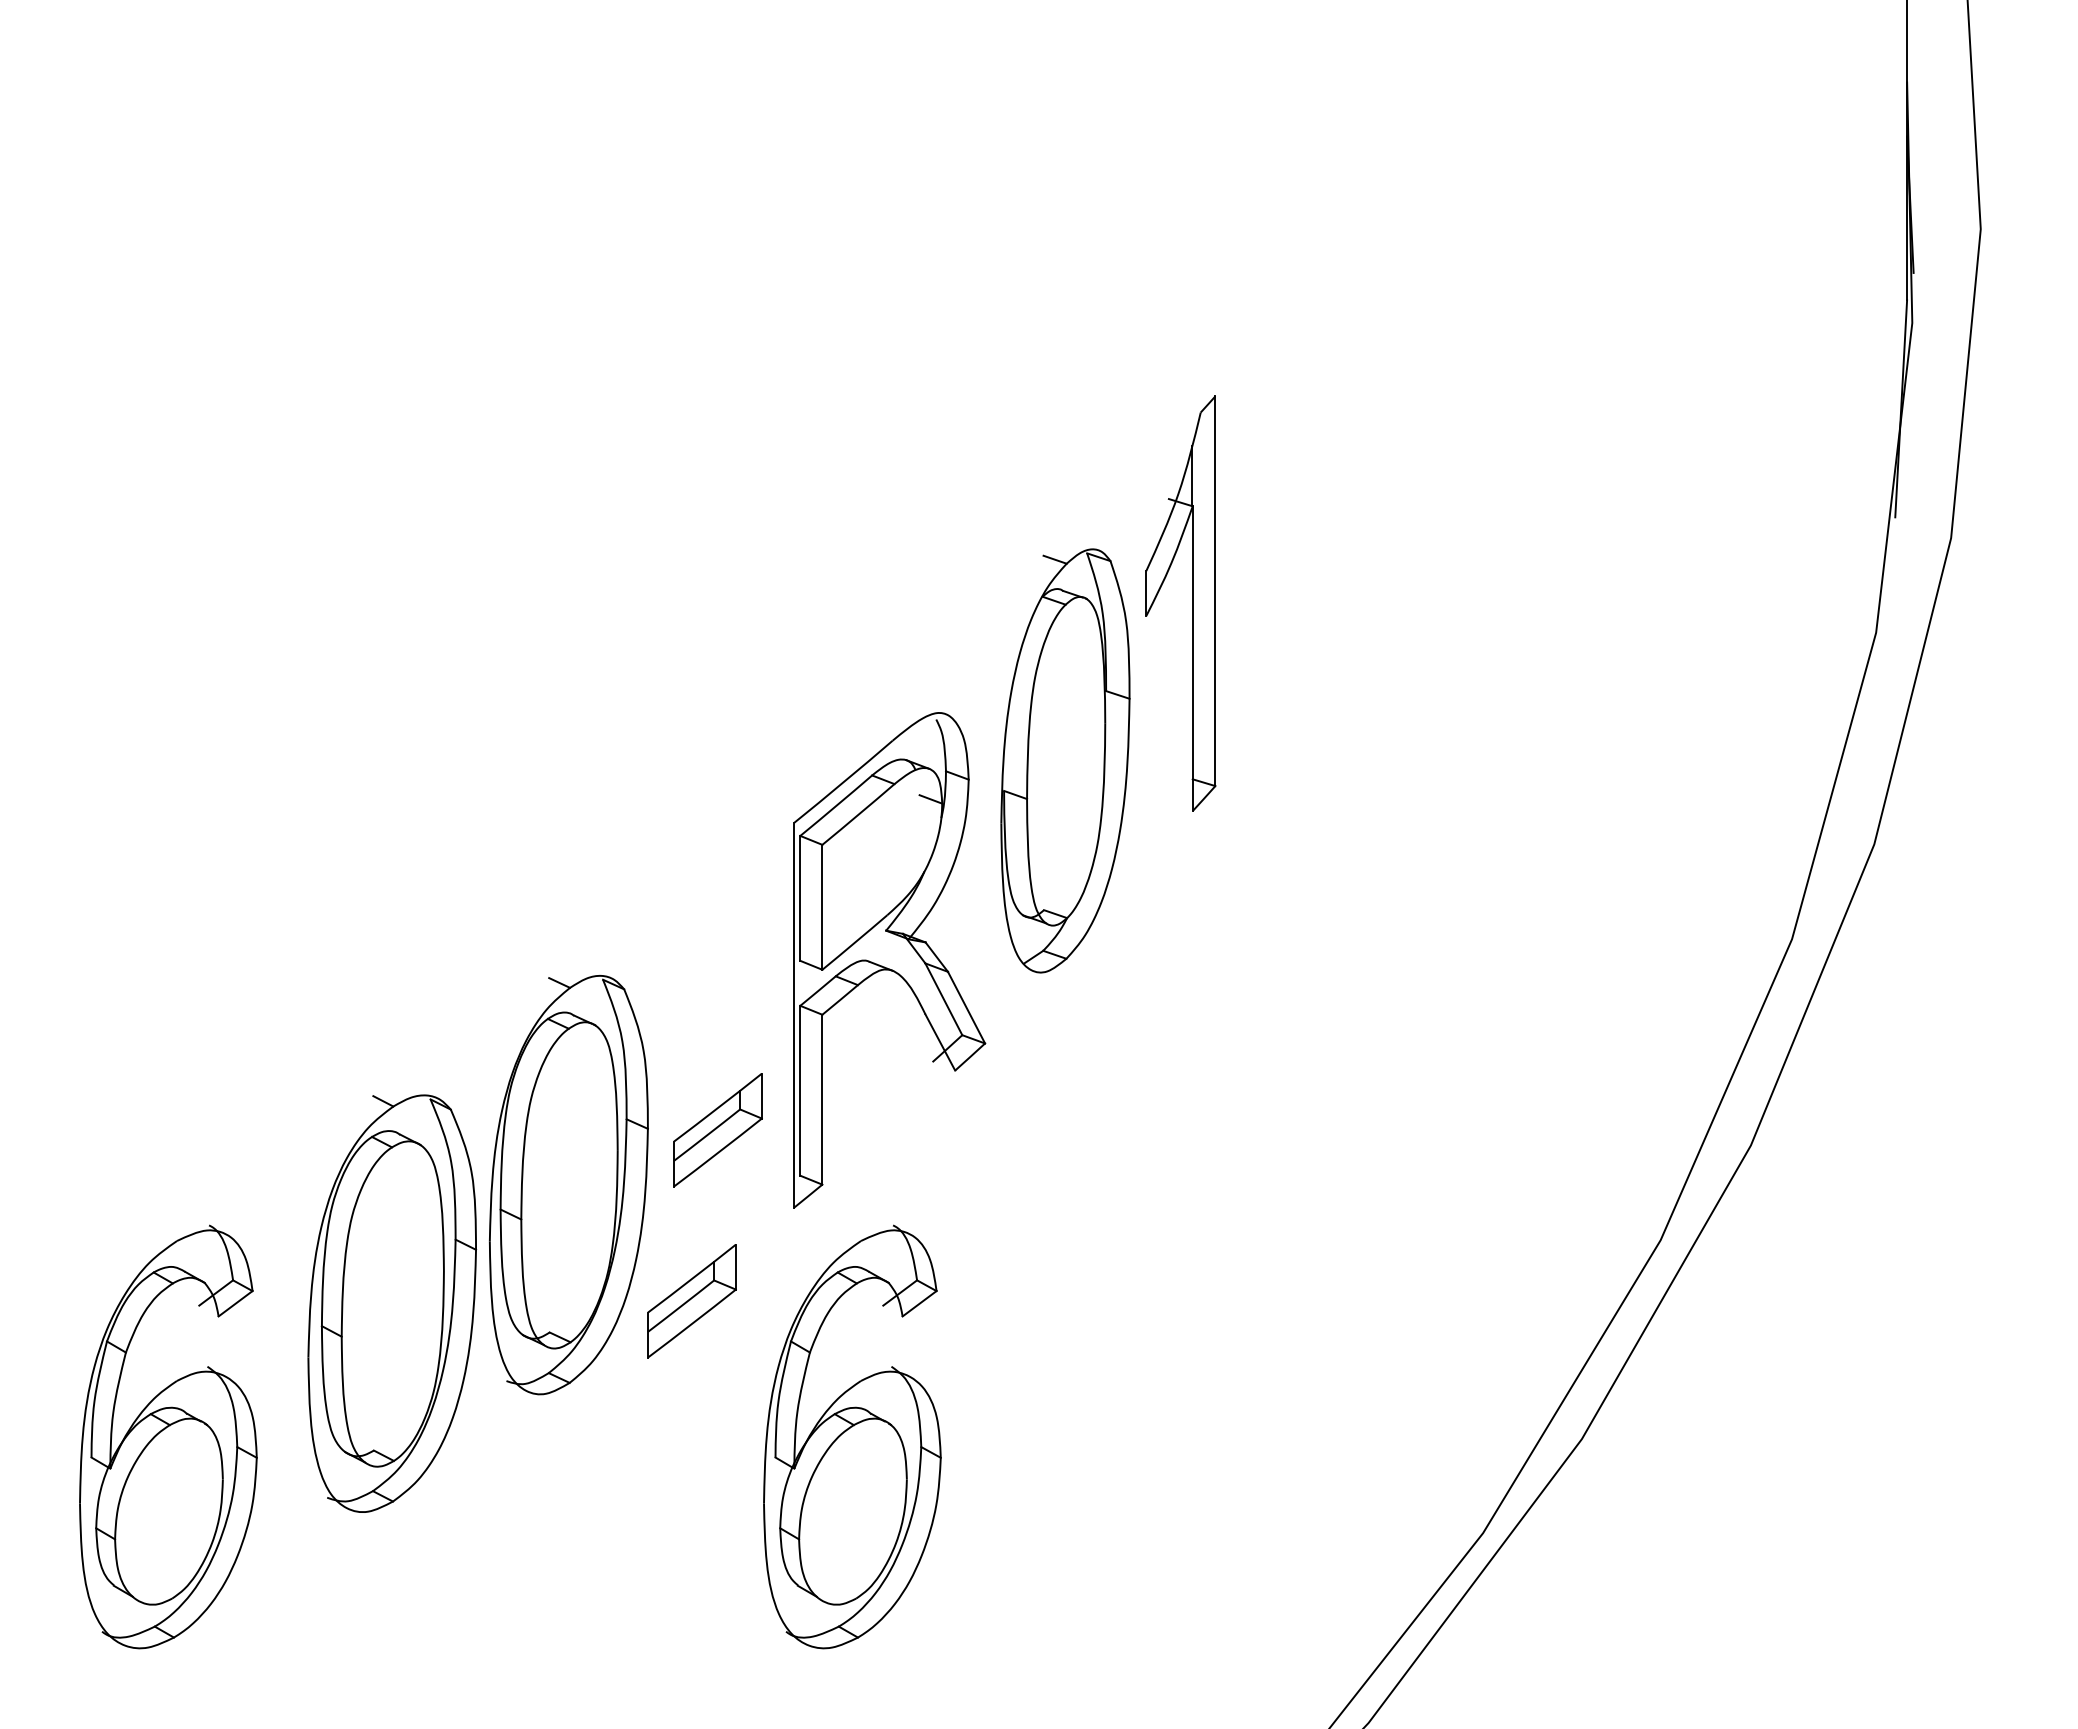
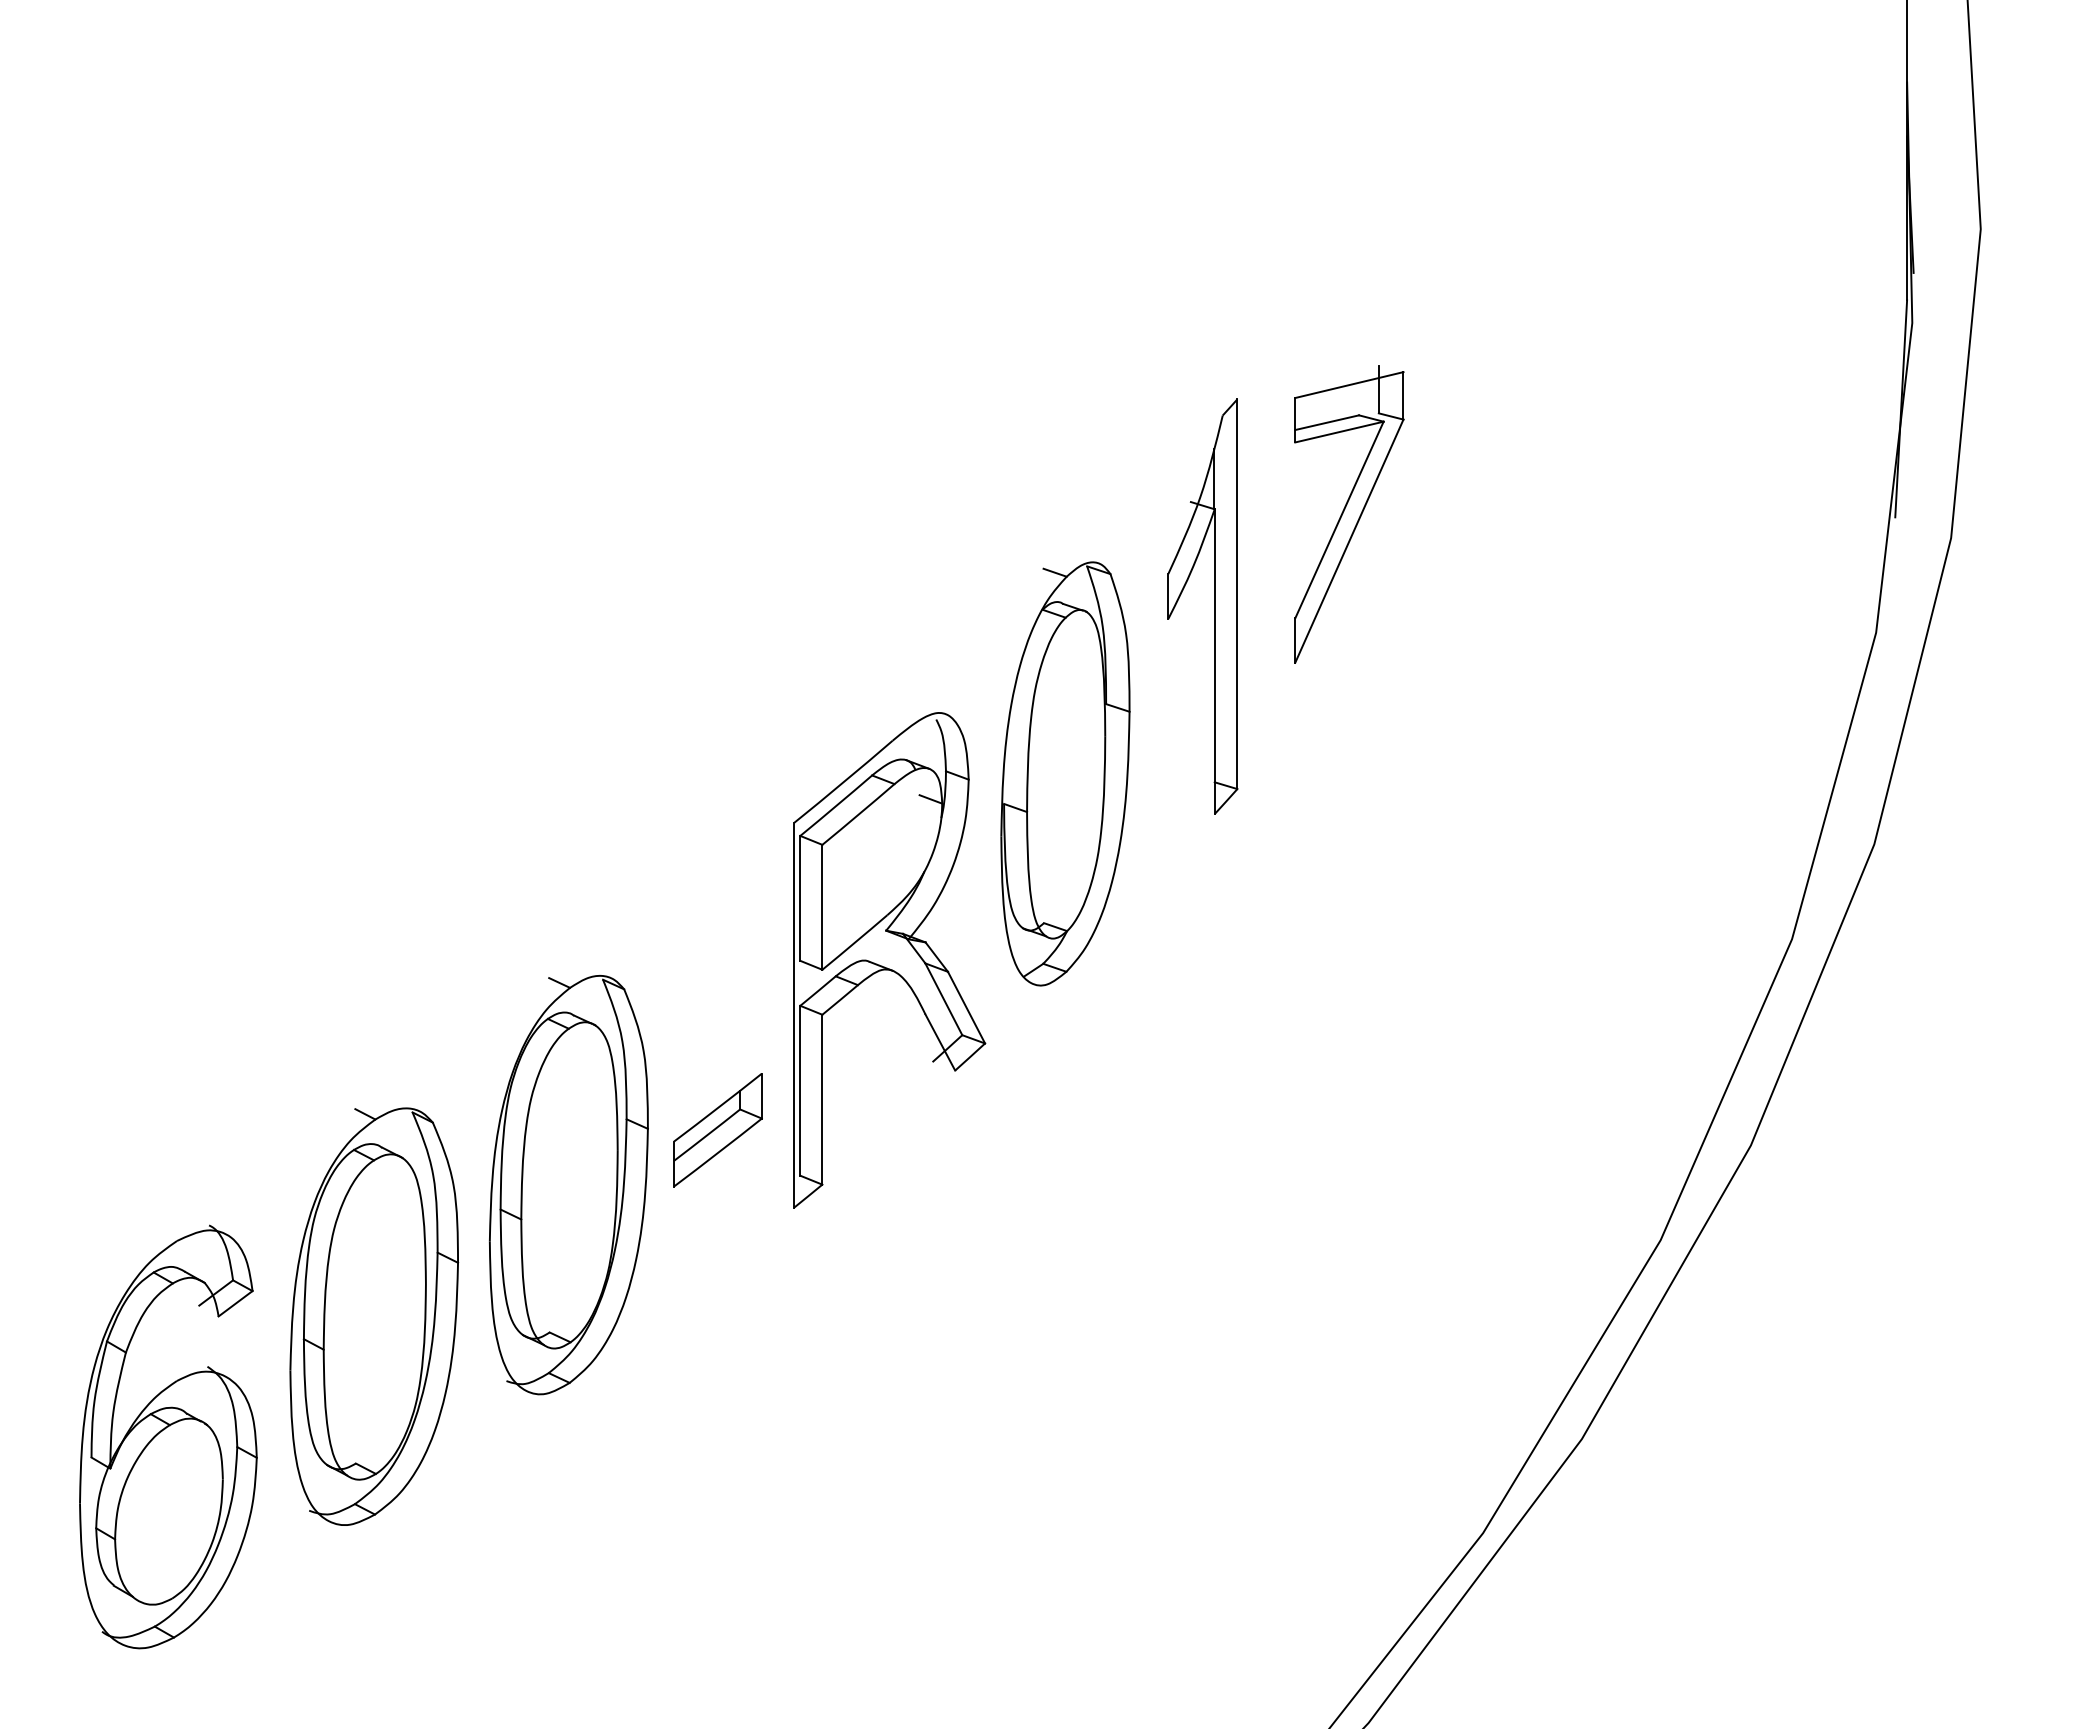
part: none -> present (1349, 514)
part position: (1192, 603) -> (1214, 606) (1214, 606)
part position: (1065, 760) -> (1065, 773) (1065, 773)
part: present -> none (691, 1301)
part position: (392, 1303) -> (374, 1316) (374, 1316)
part: present -> none (852, 1436)
